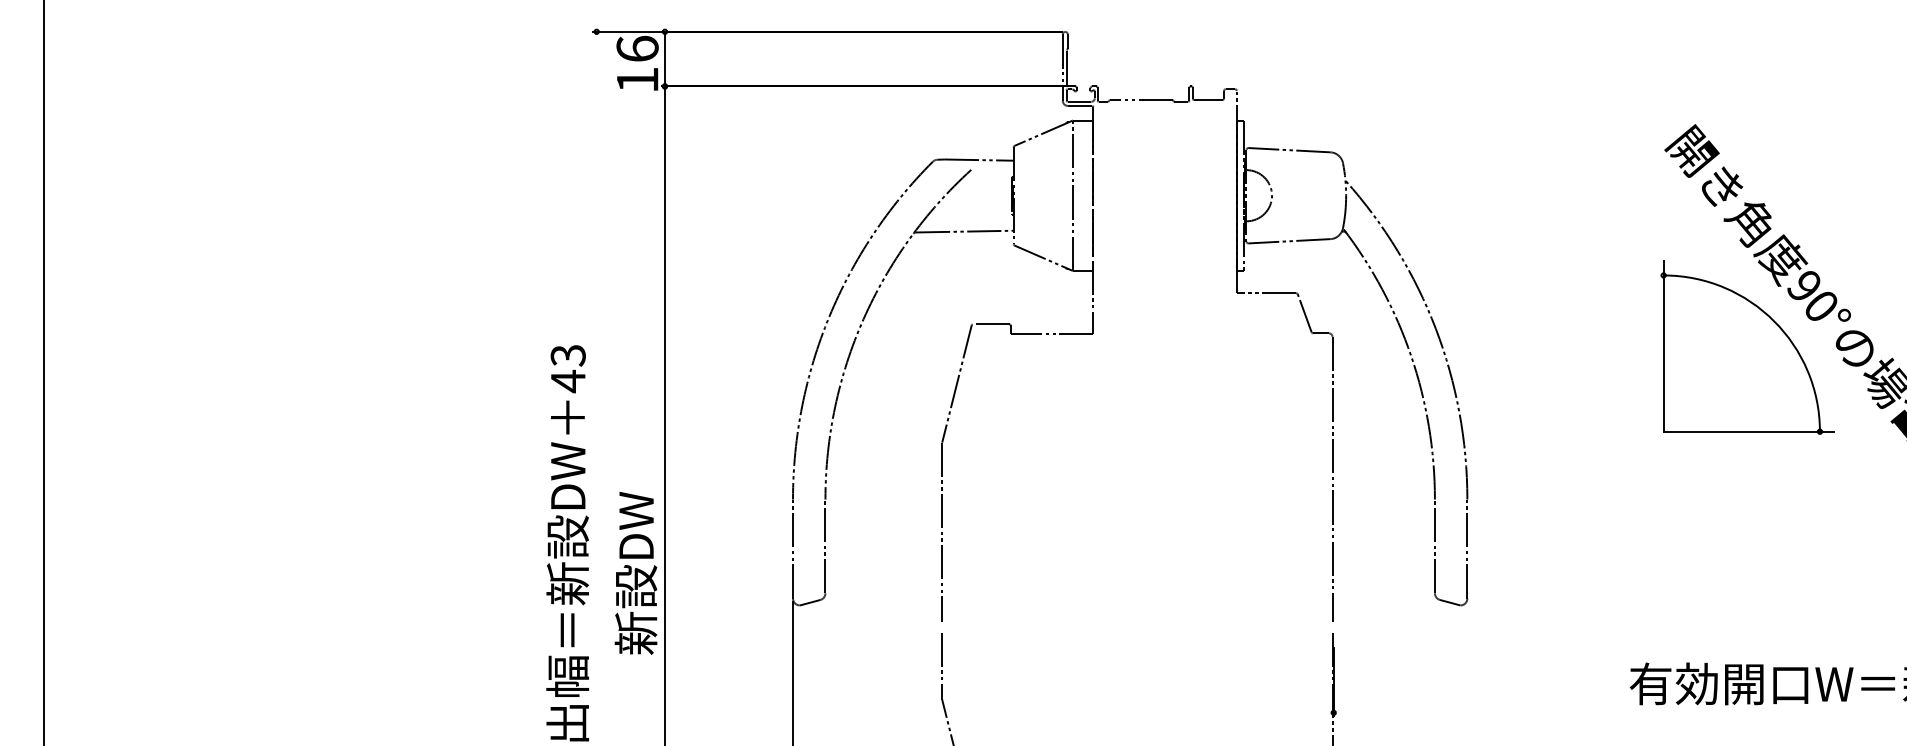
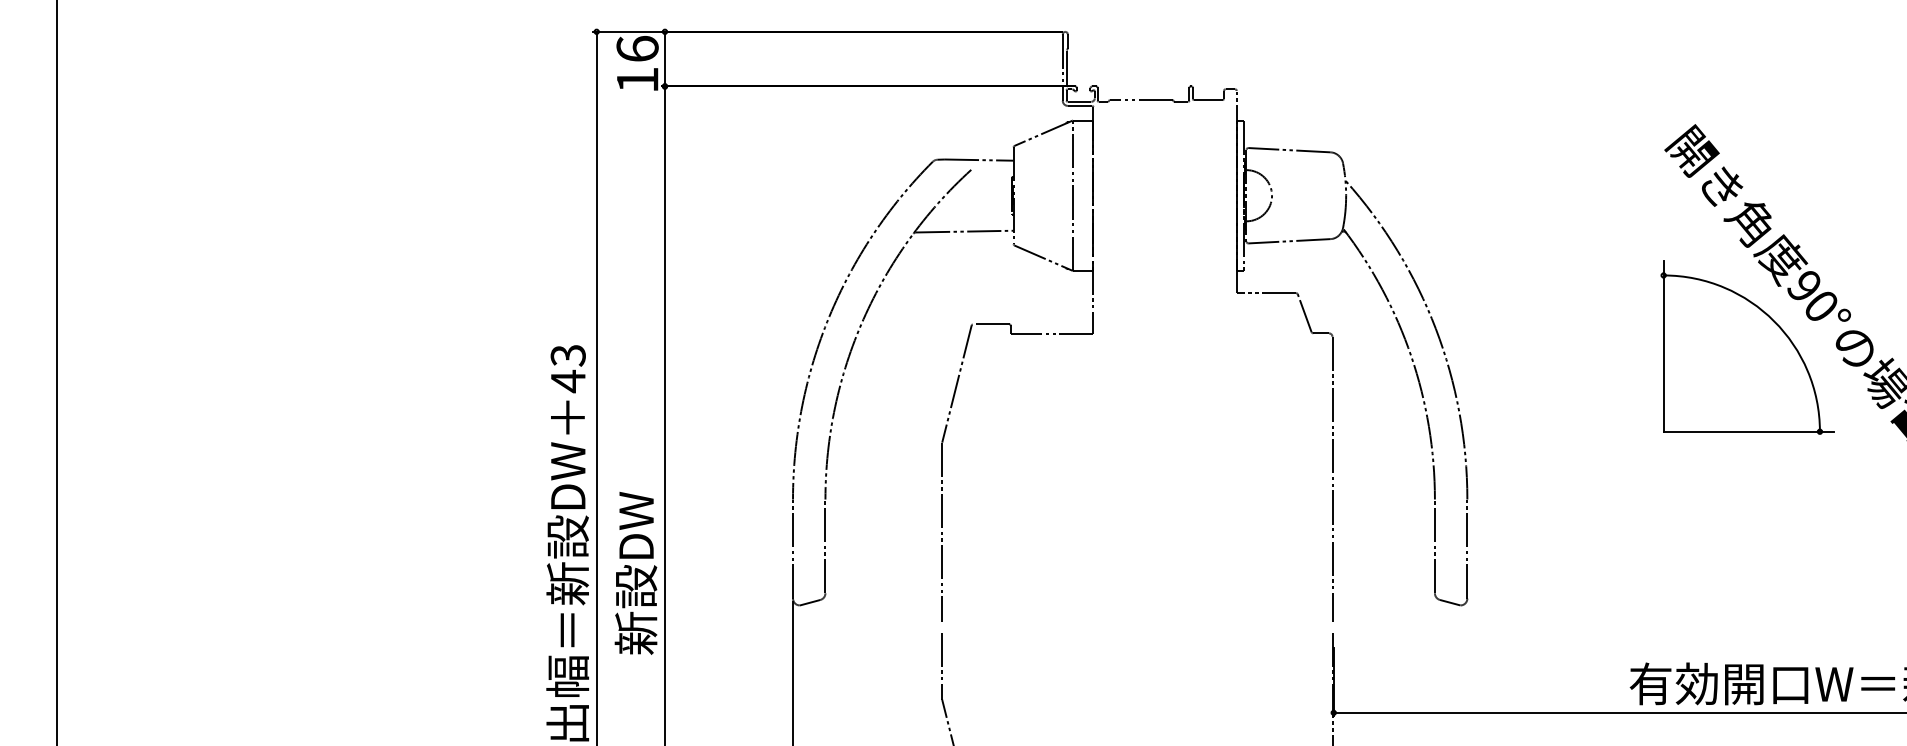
line position: (44, 372) -> (57, 372) (57, 372)
line: none -> present (596, 386)
line: none -> present (1618, 712)
